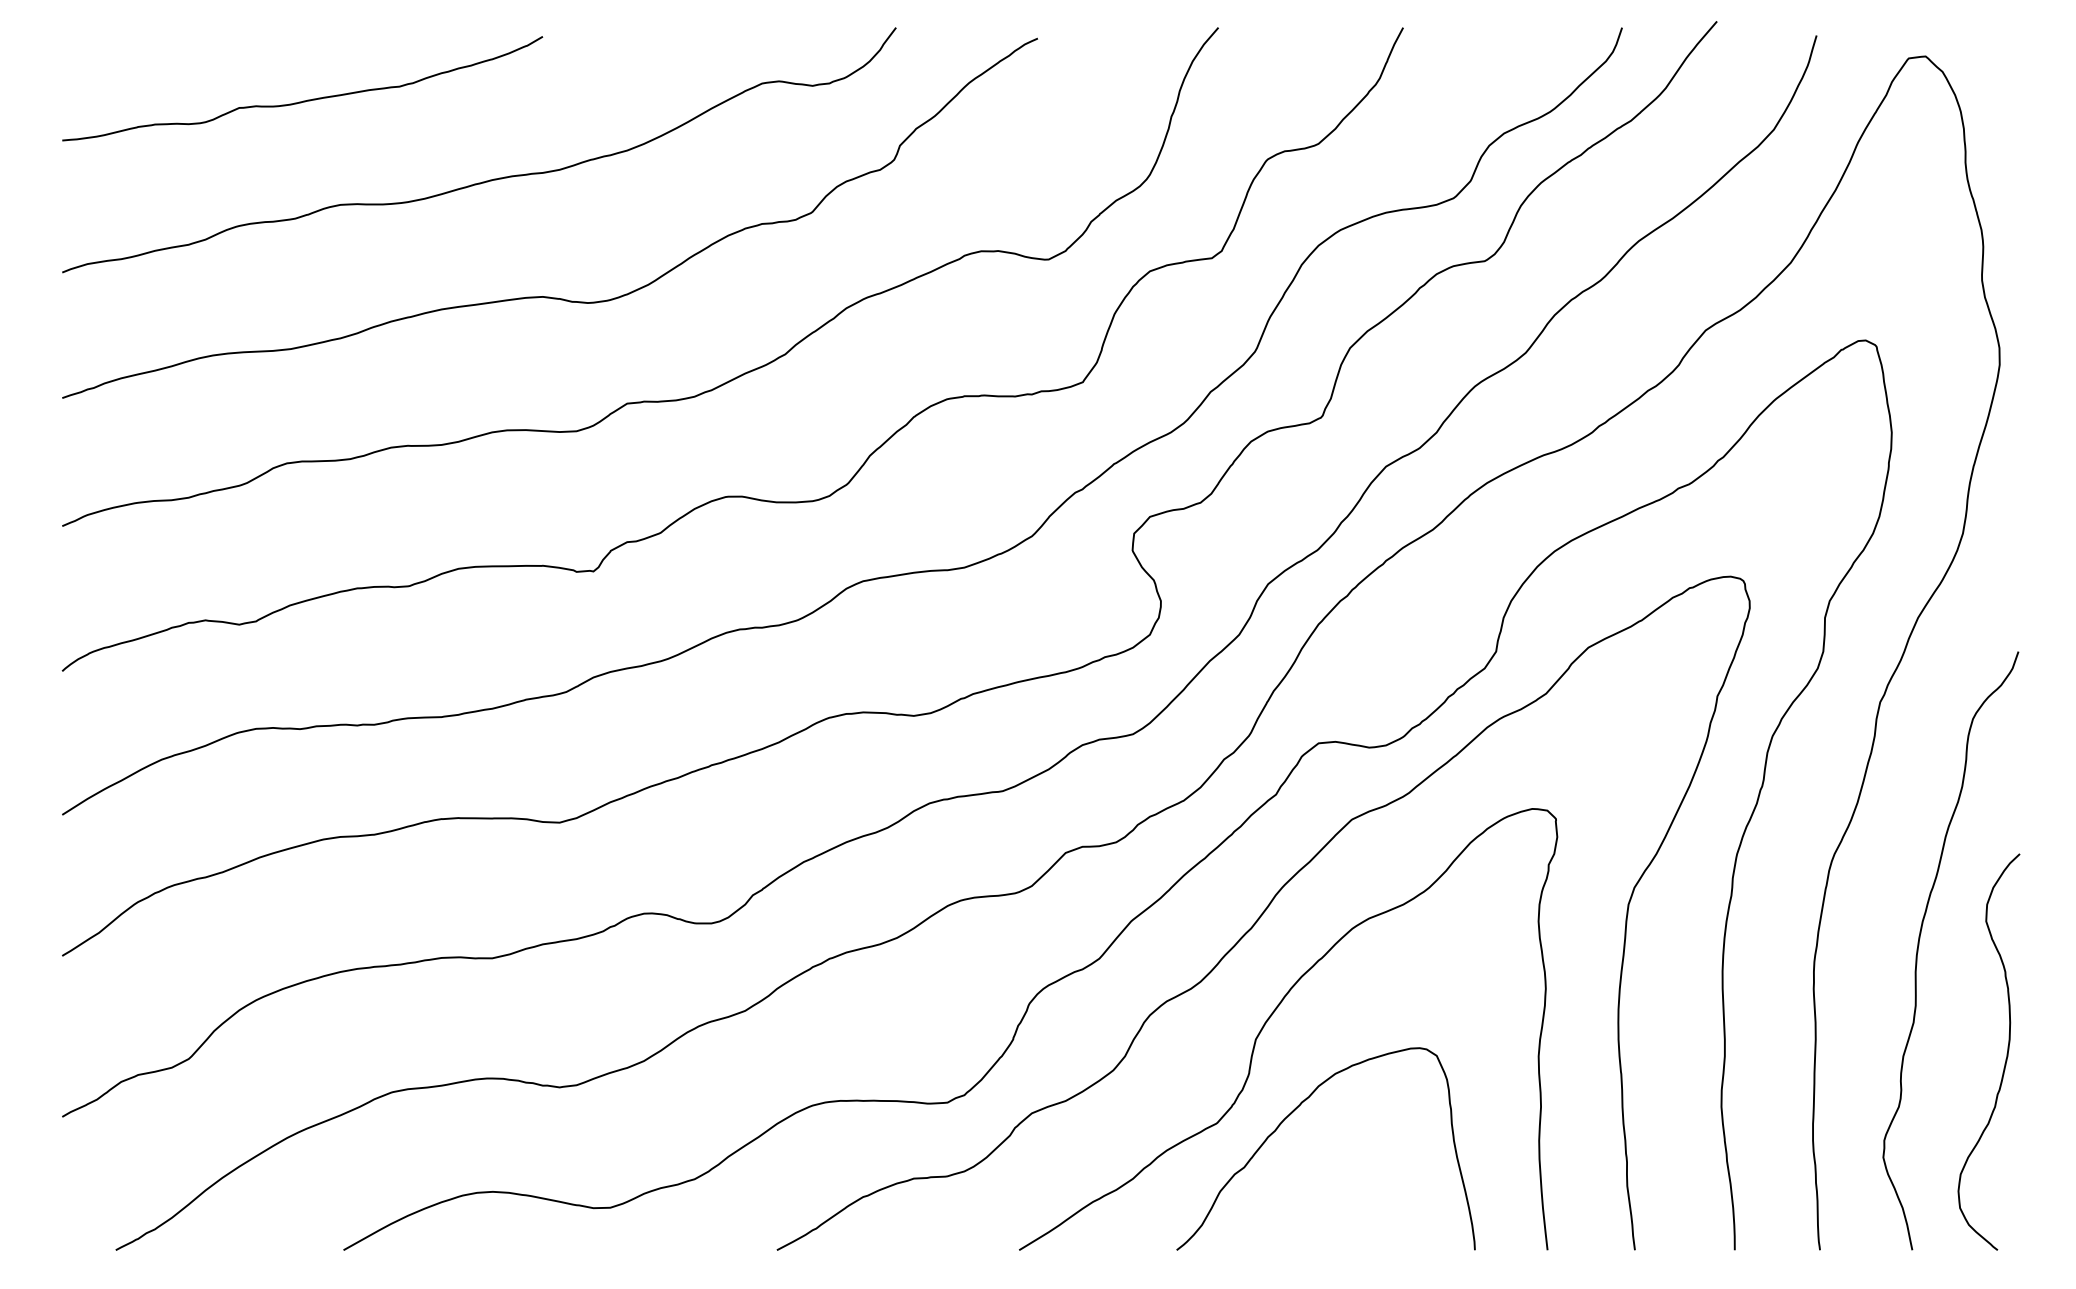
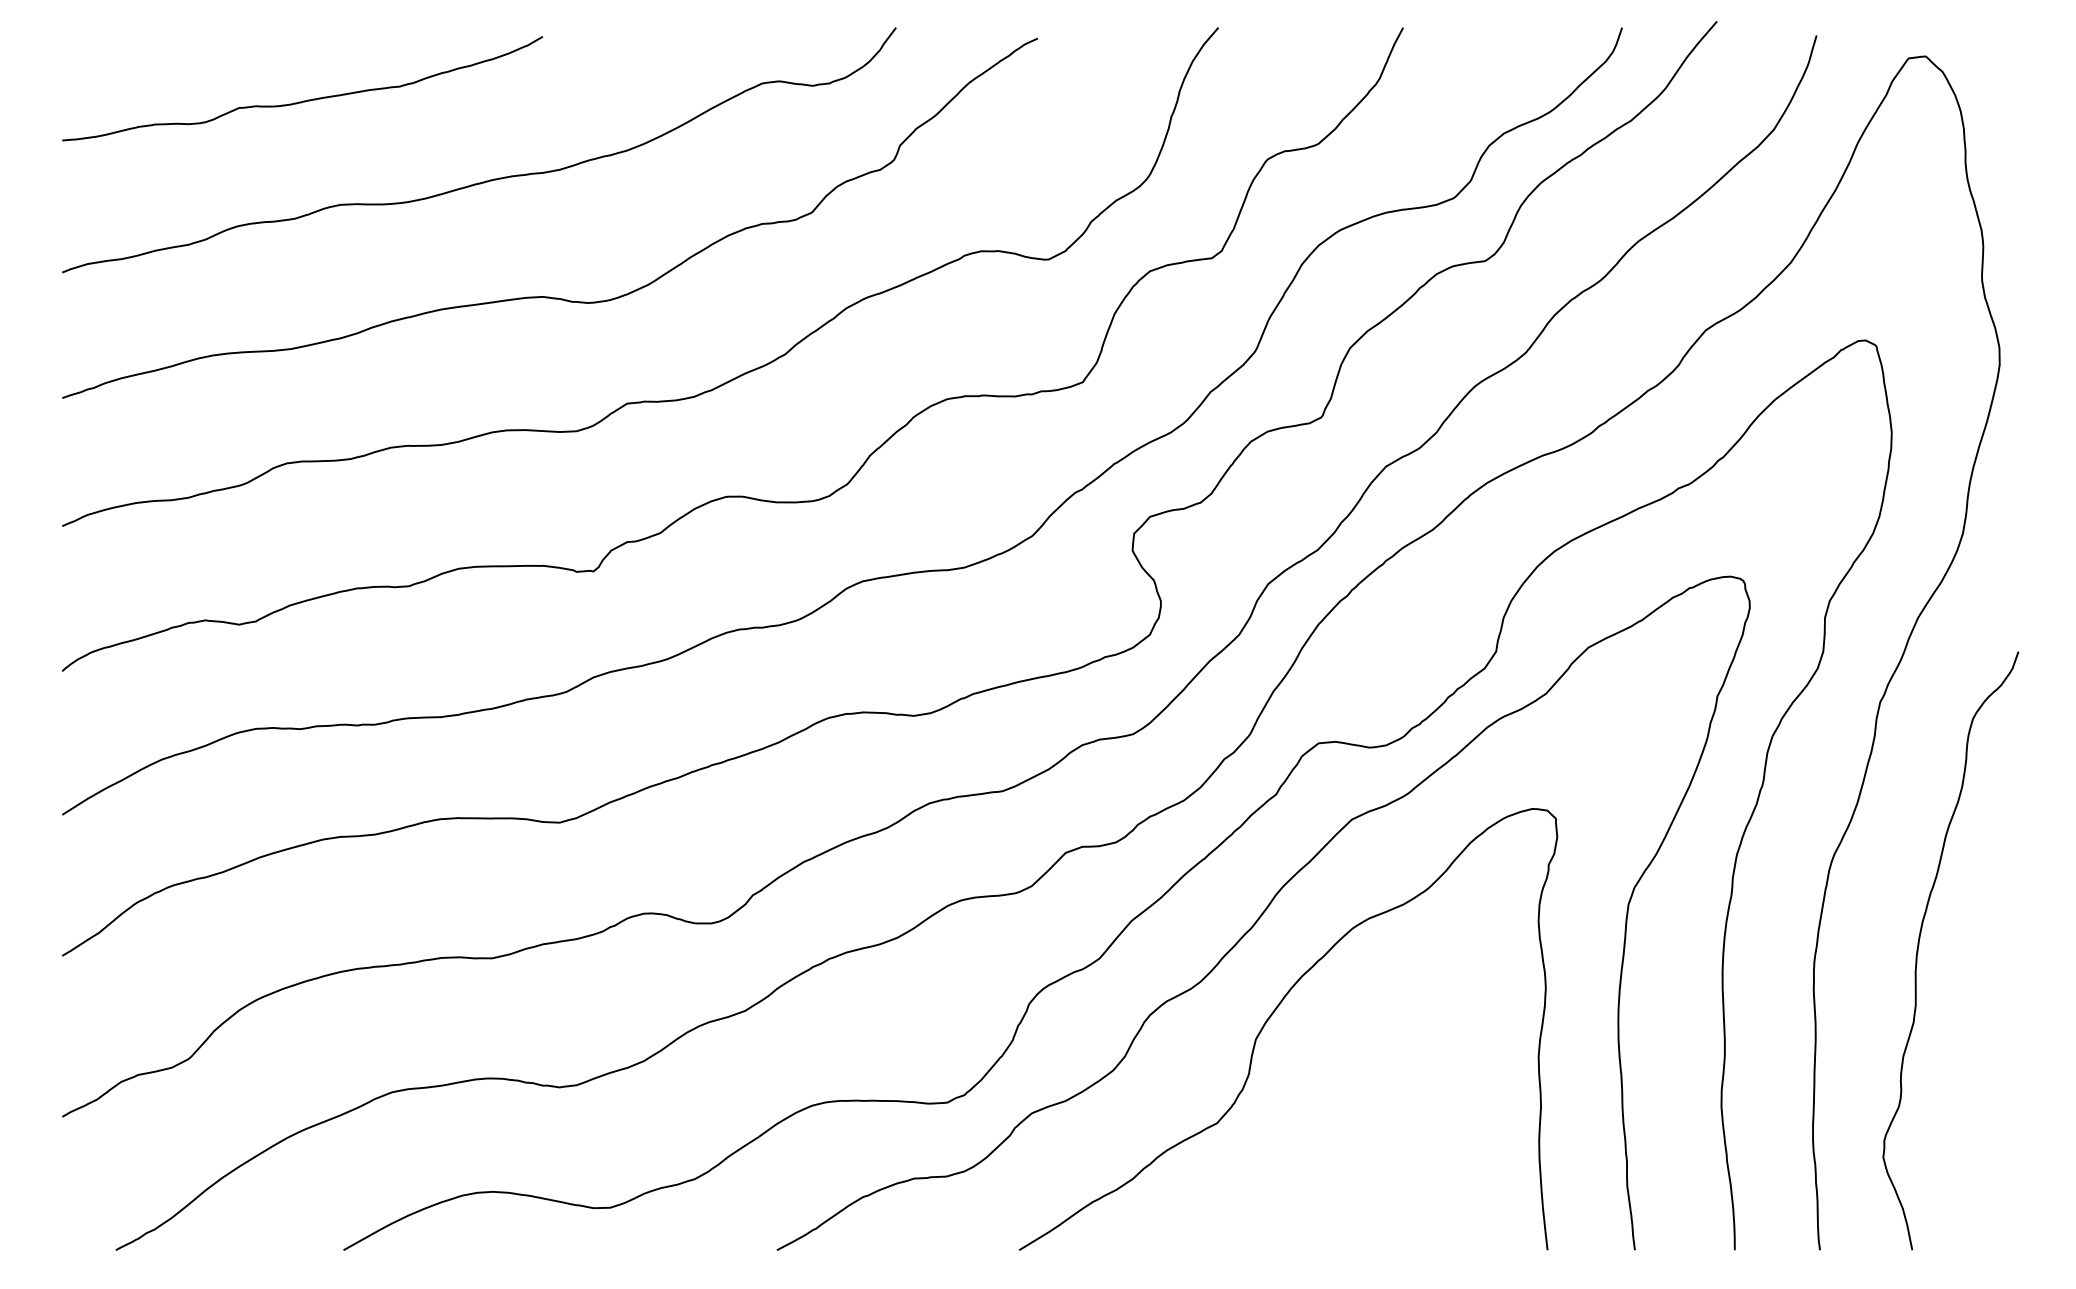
curve: present -> none (2006, 1053)
curve: present -> none (1291, 1114)
